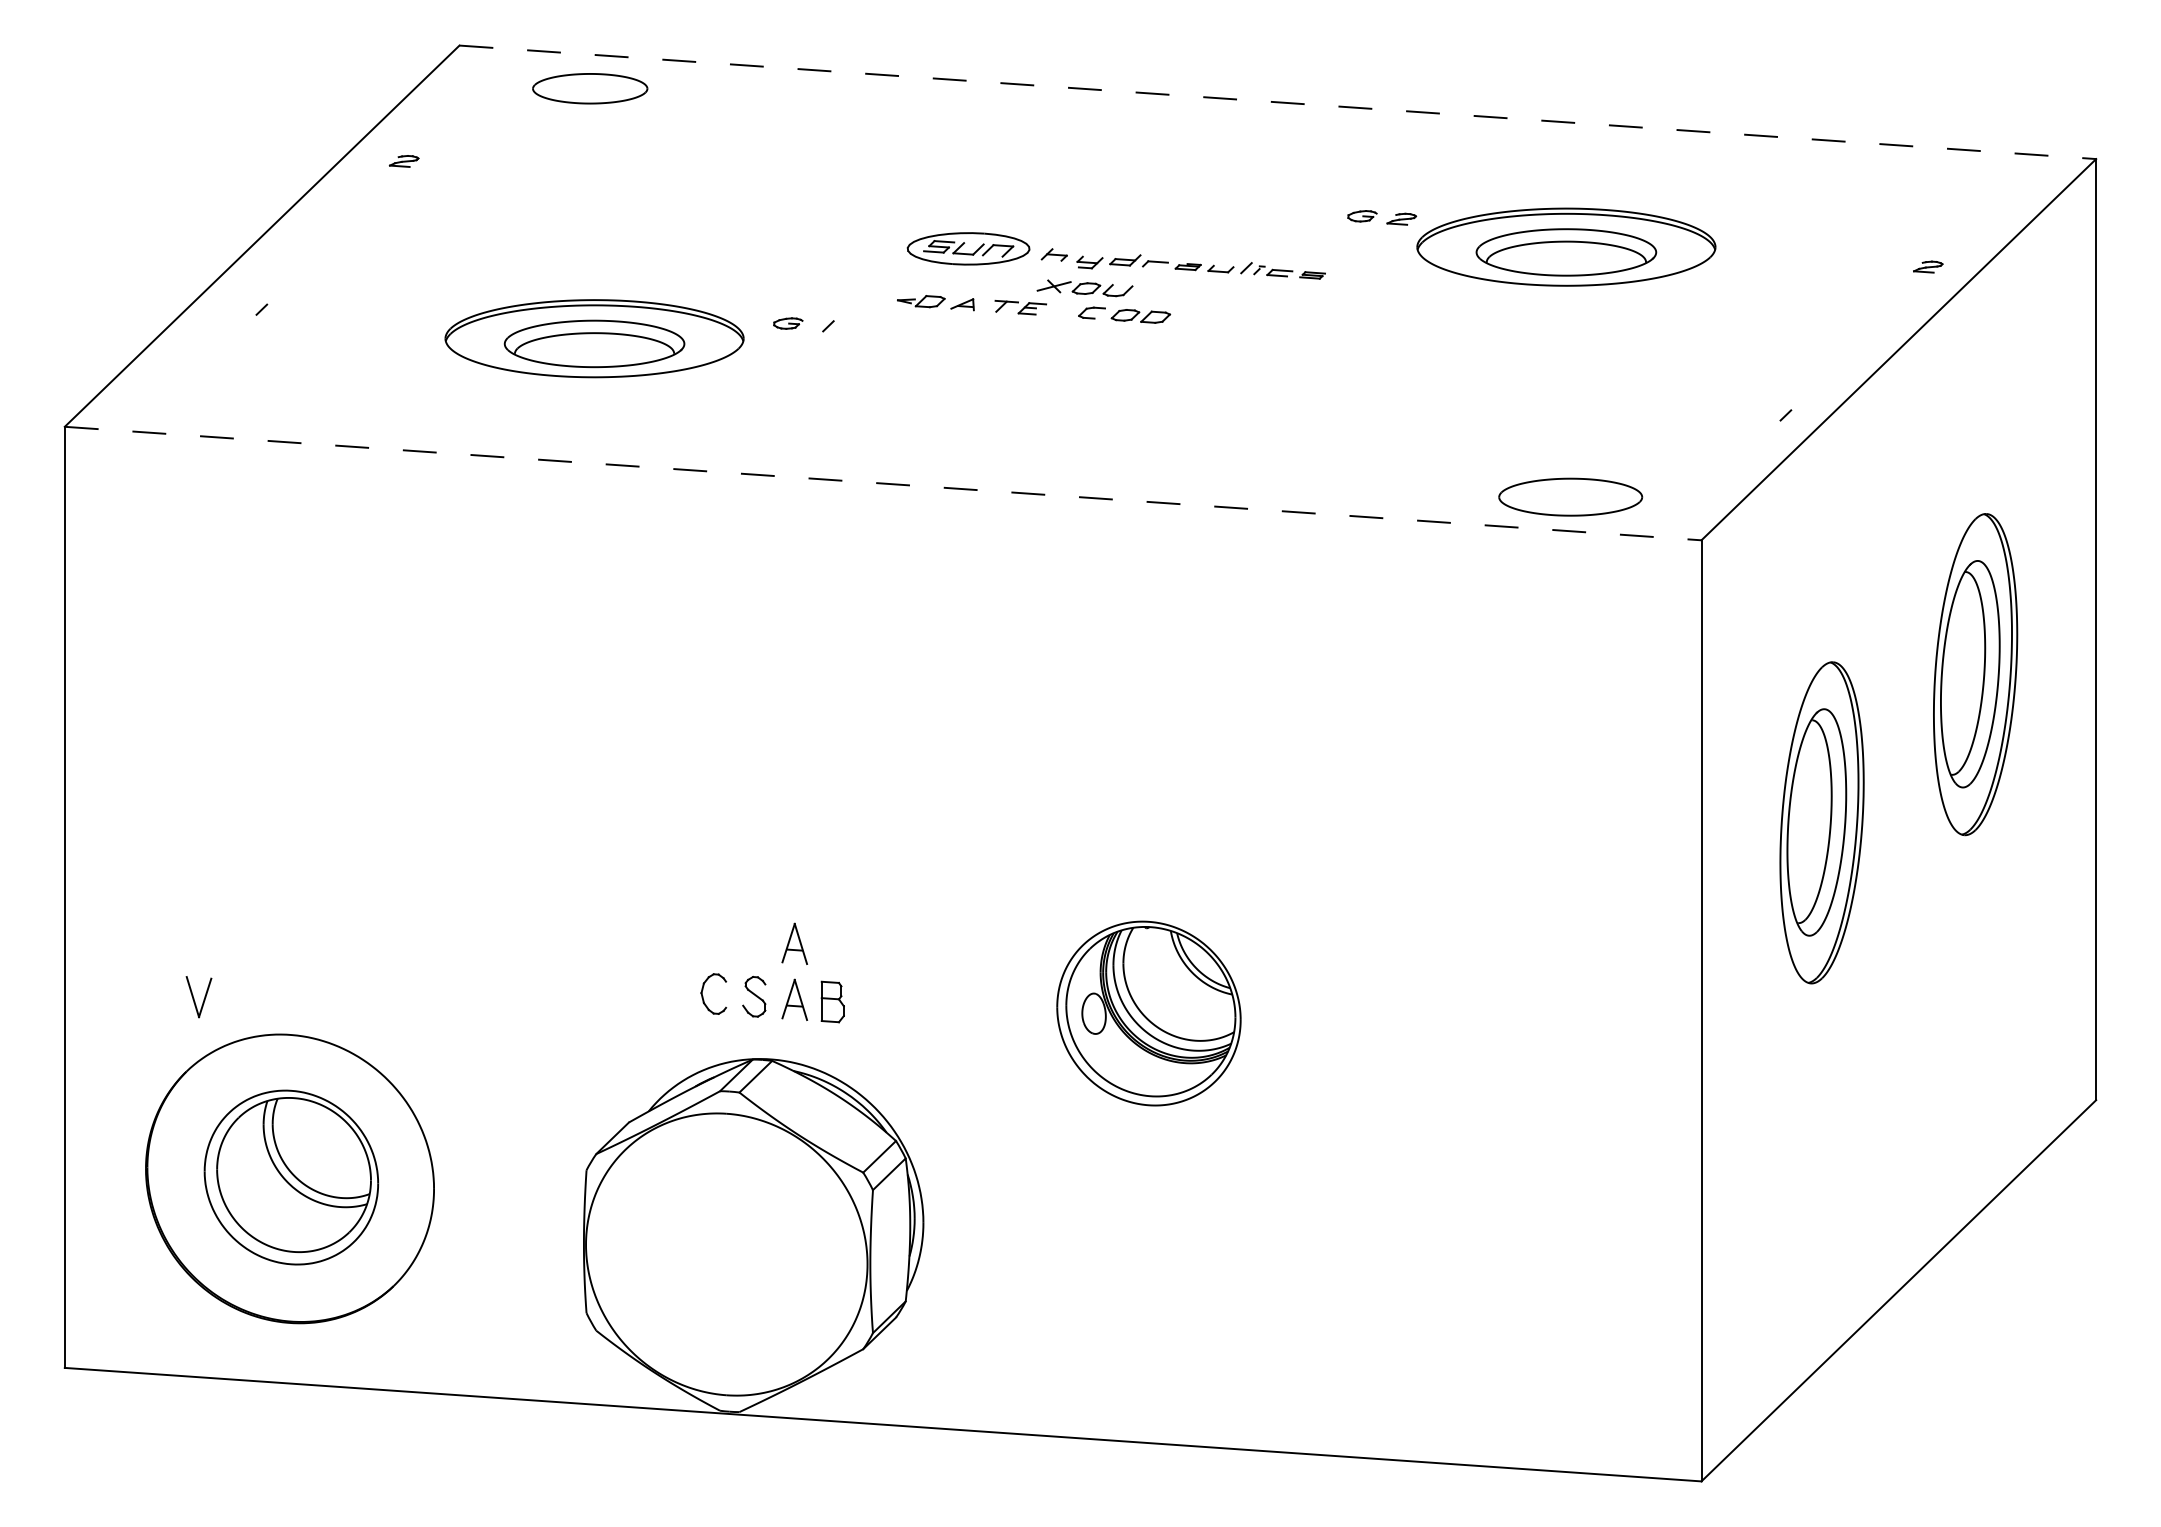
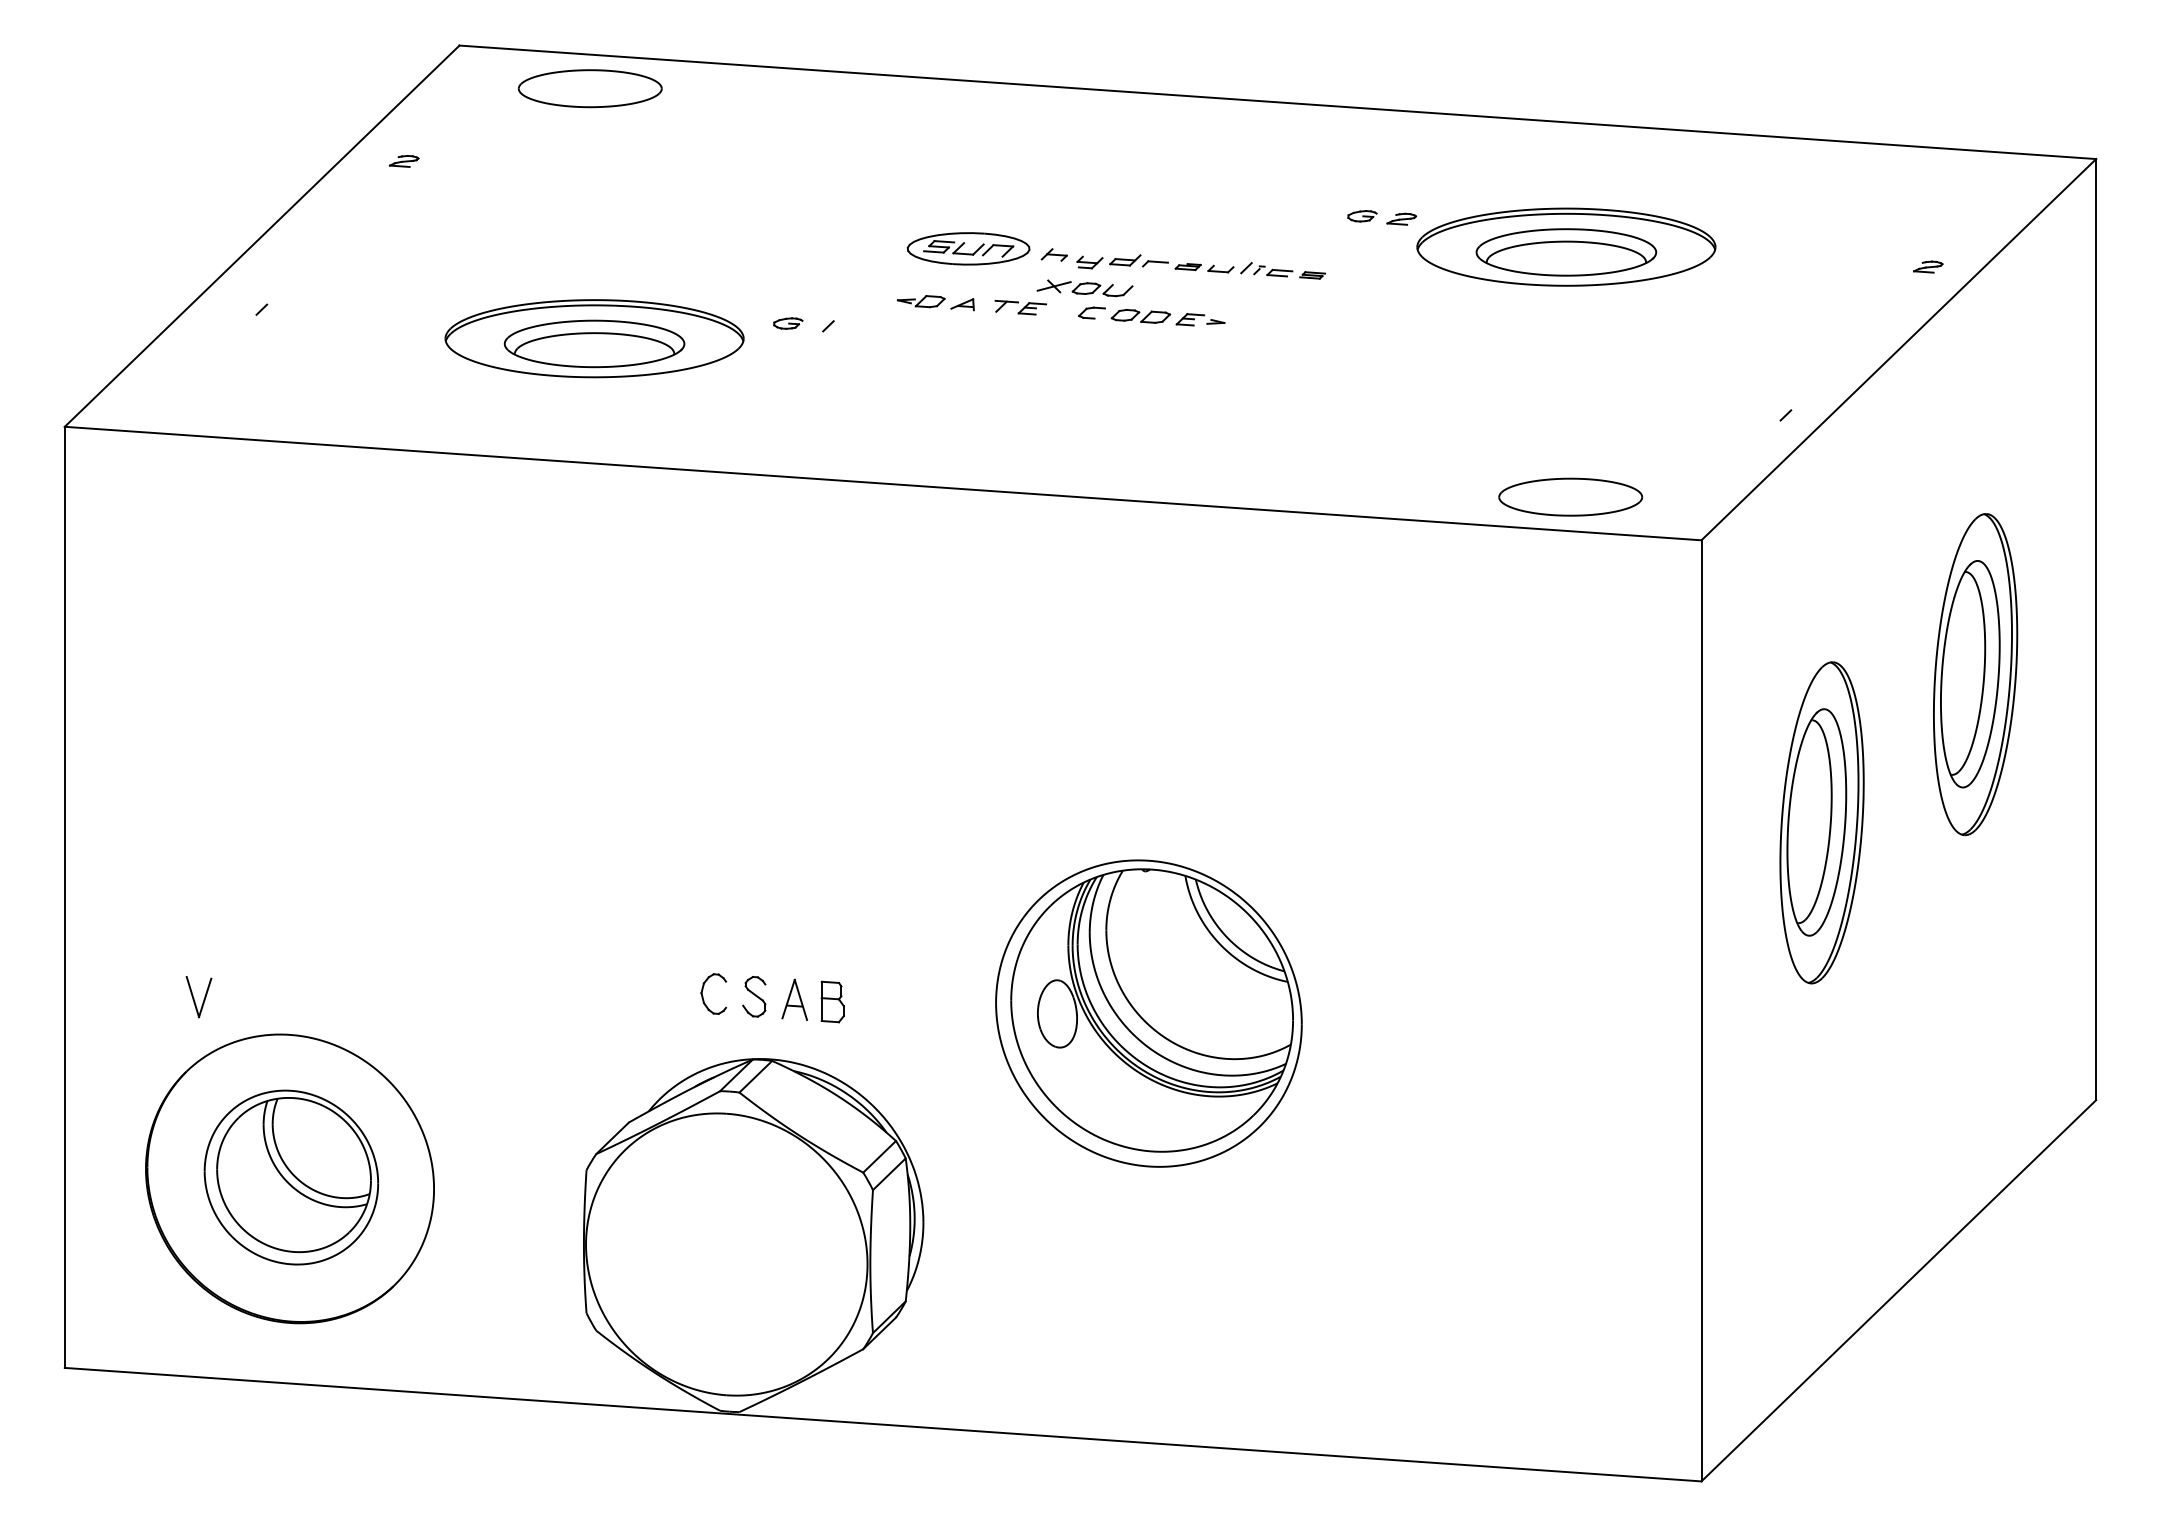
part size: 117x32 px -> 146x40 px (589, 88)
line: dashed -> solid (1278, 102)
part: none -> present (1200, 319)
line: dashed -> solid (883, 483)
part: present -> none (794, 943)
part size: 186x187 px -> 308x309 px (1148, 1013)
